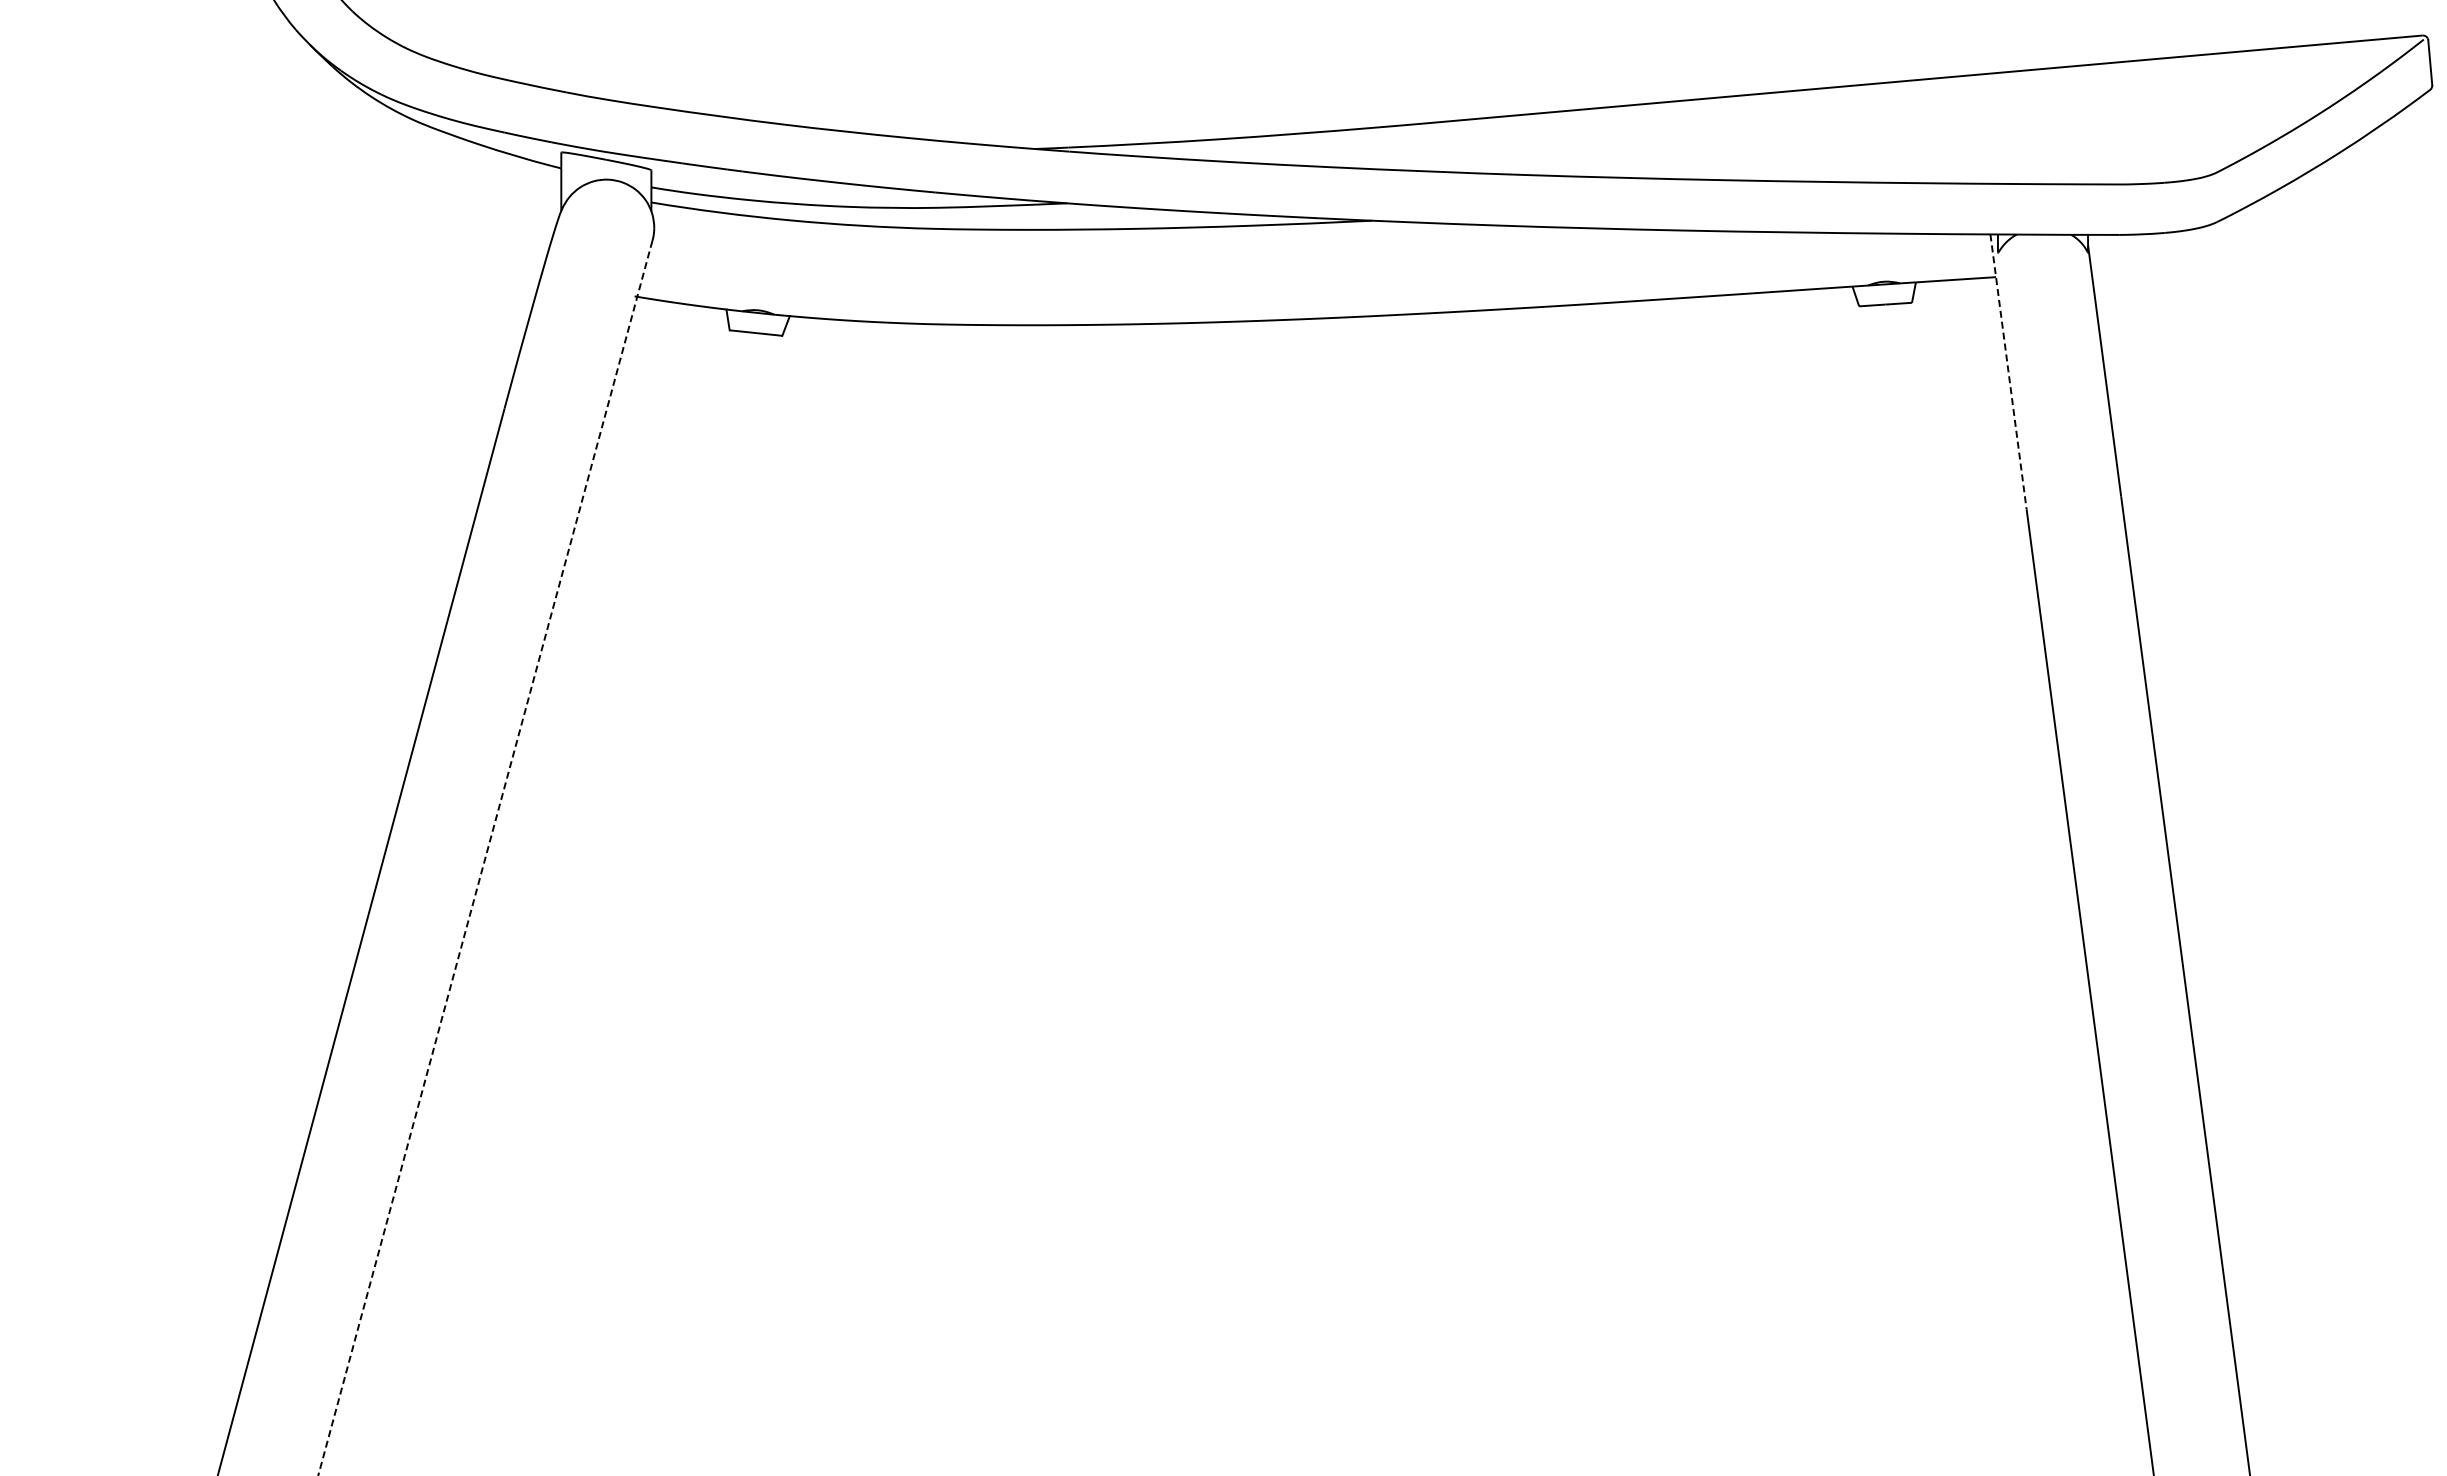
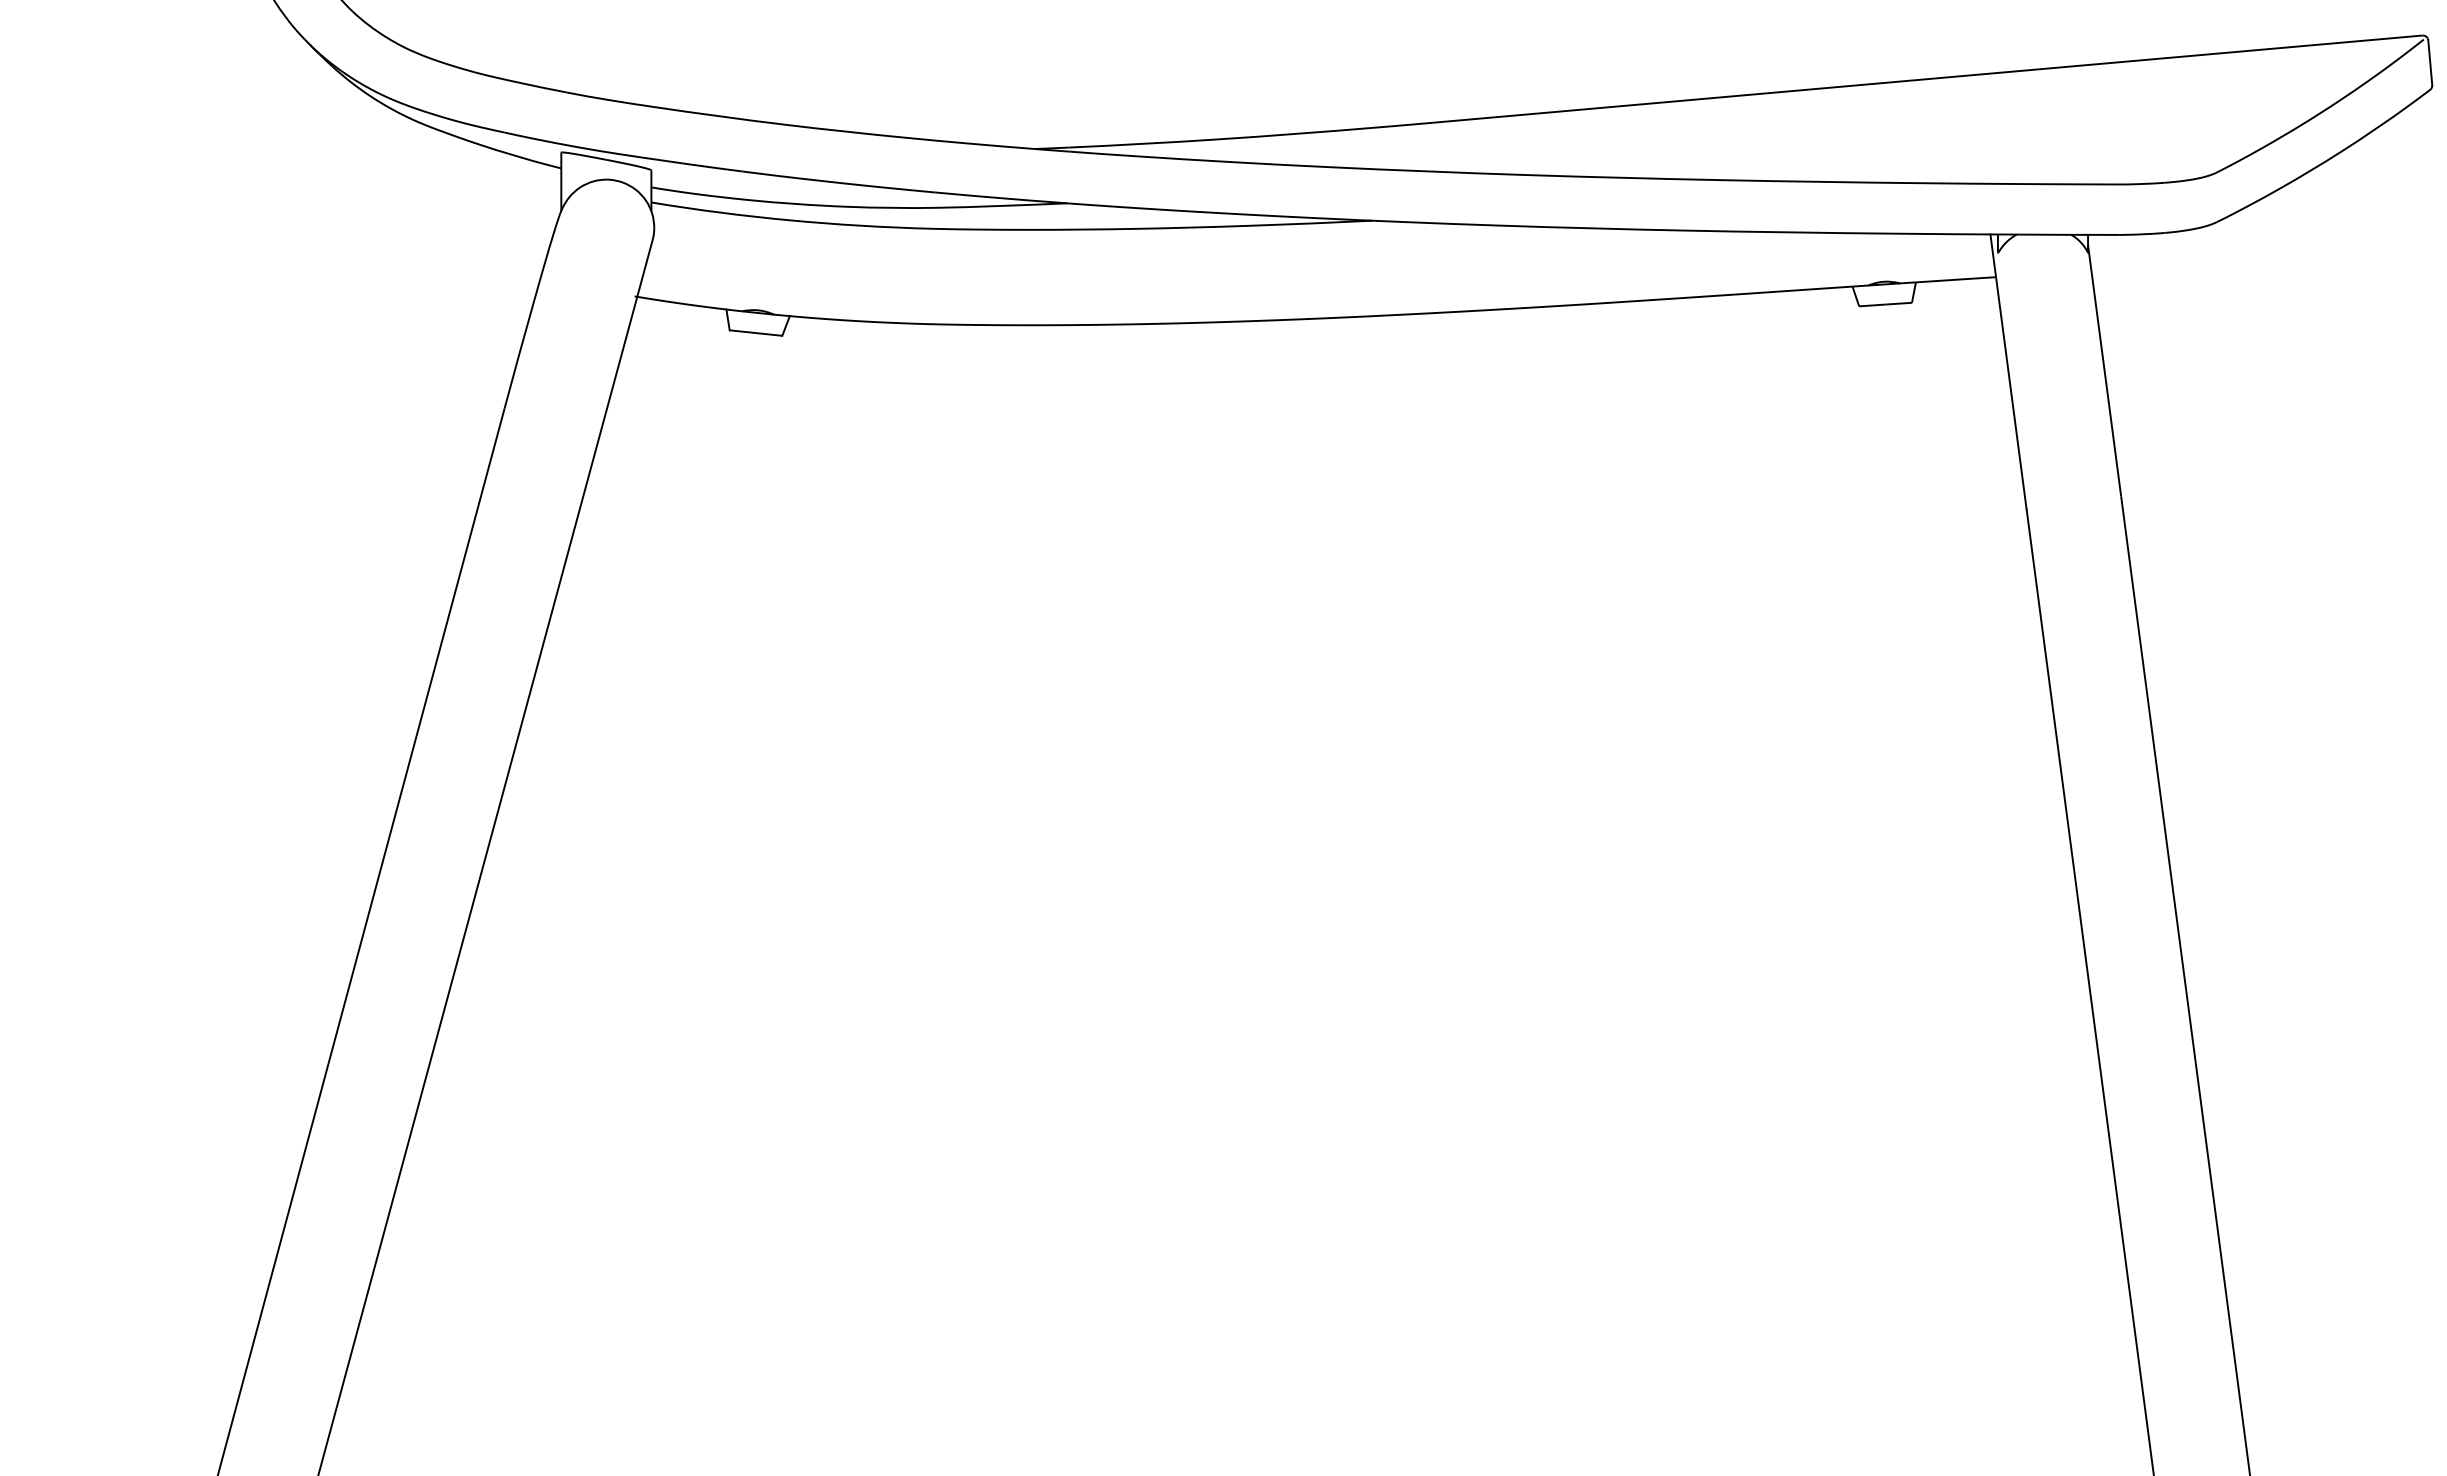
line: dashed -> solid (2008, 372)
line: dashed -> solid (485, 858)
